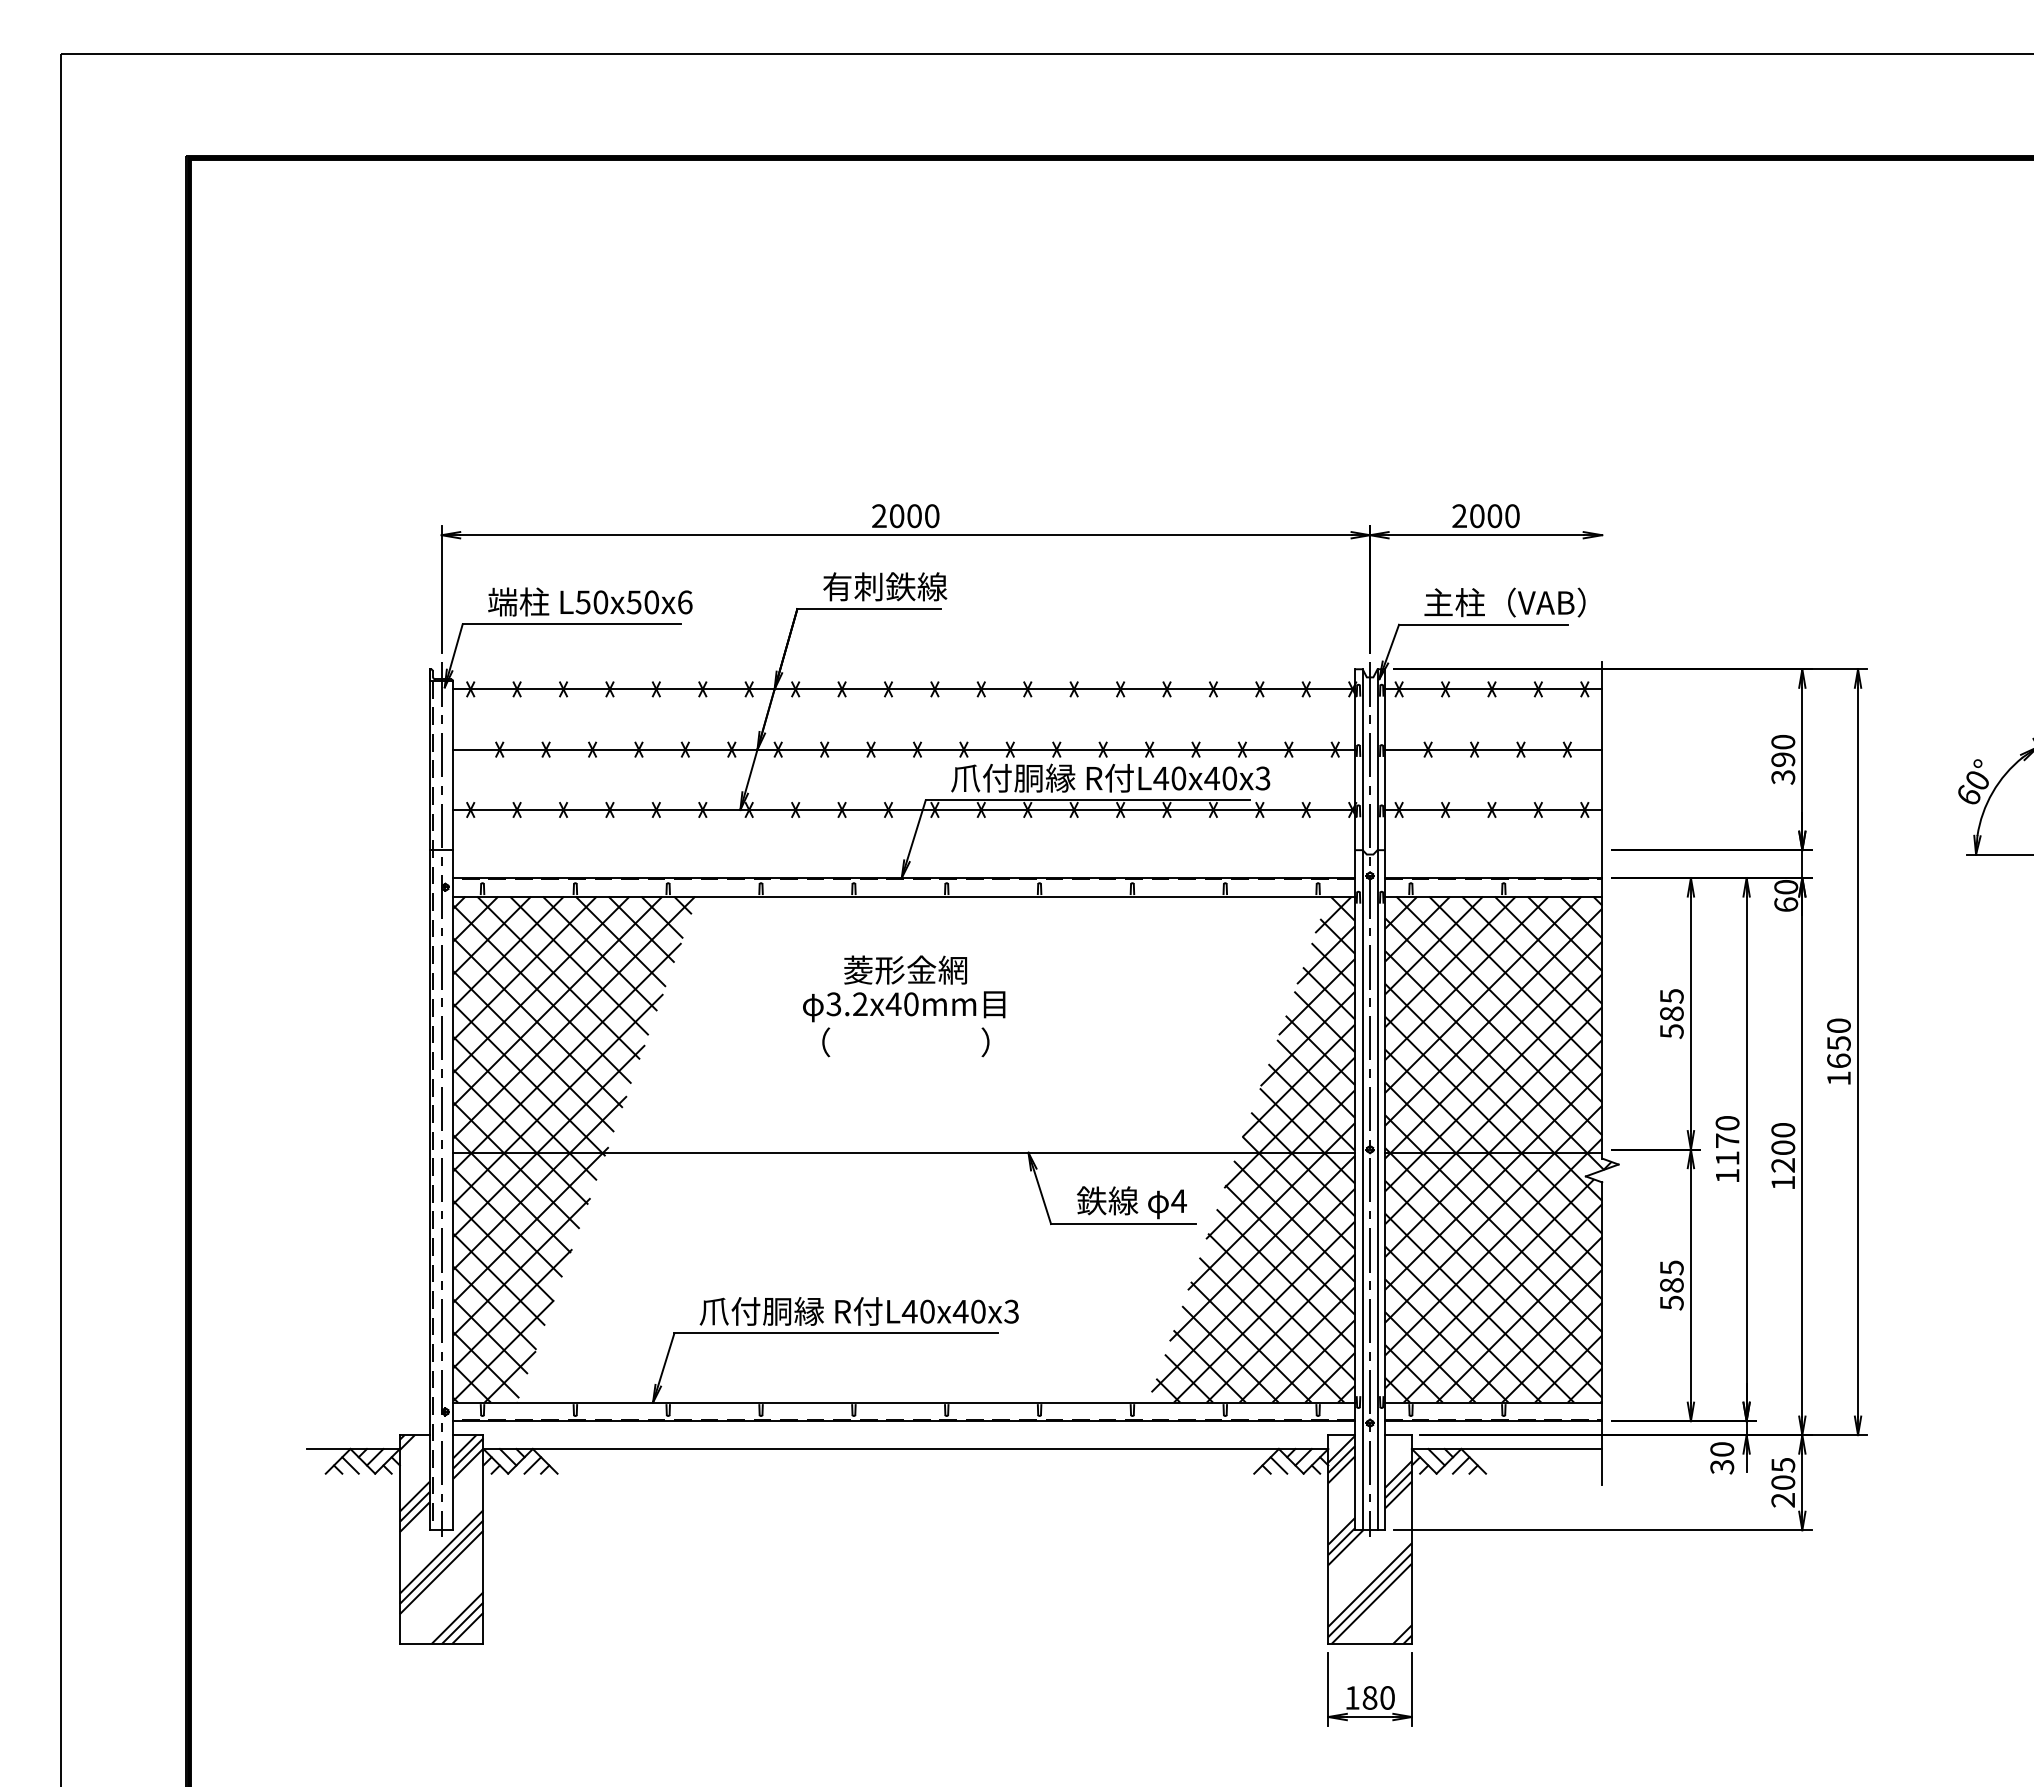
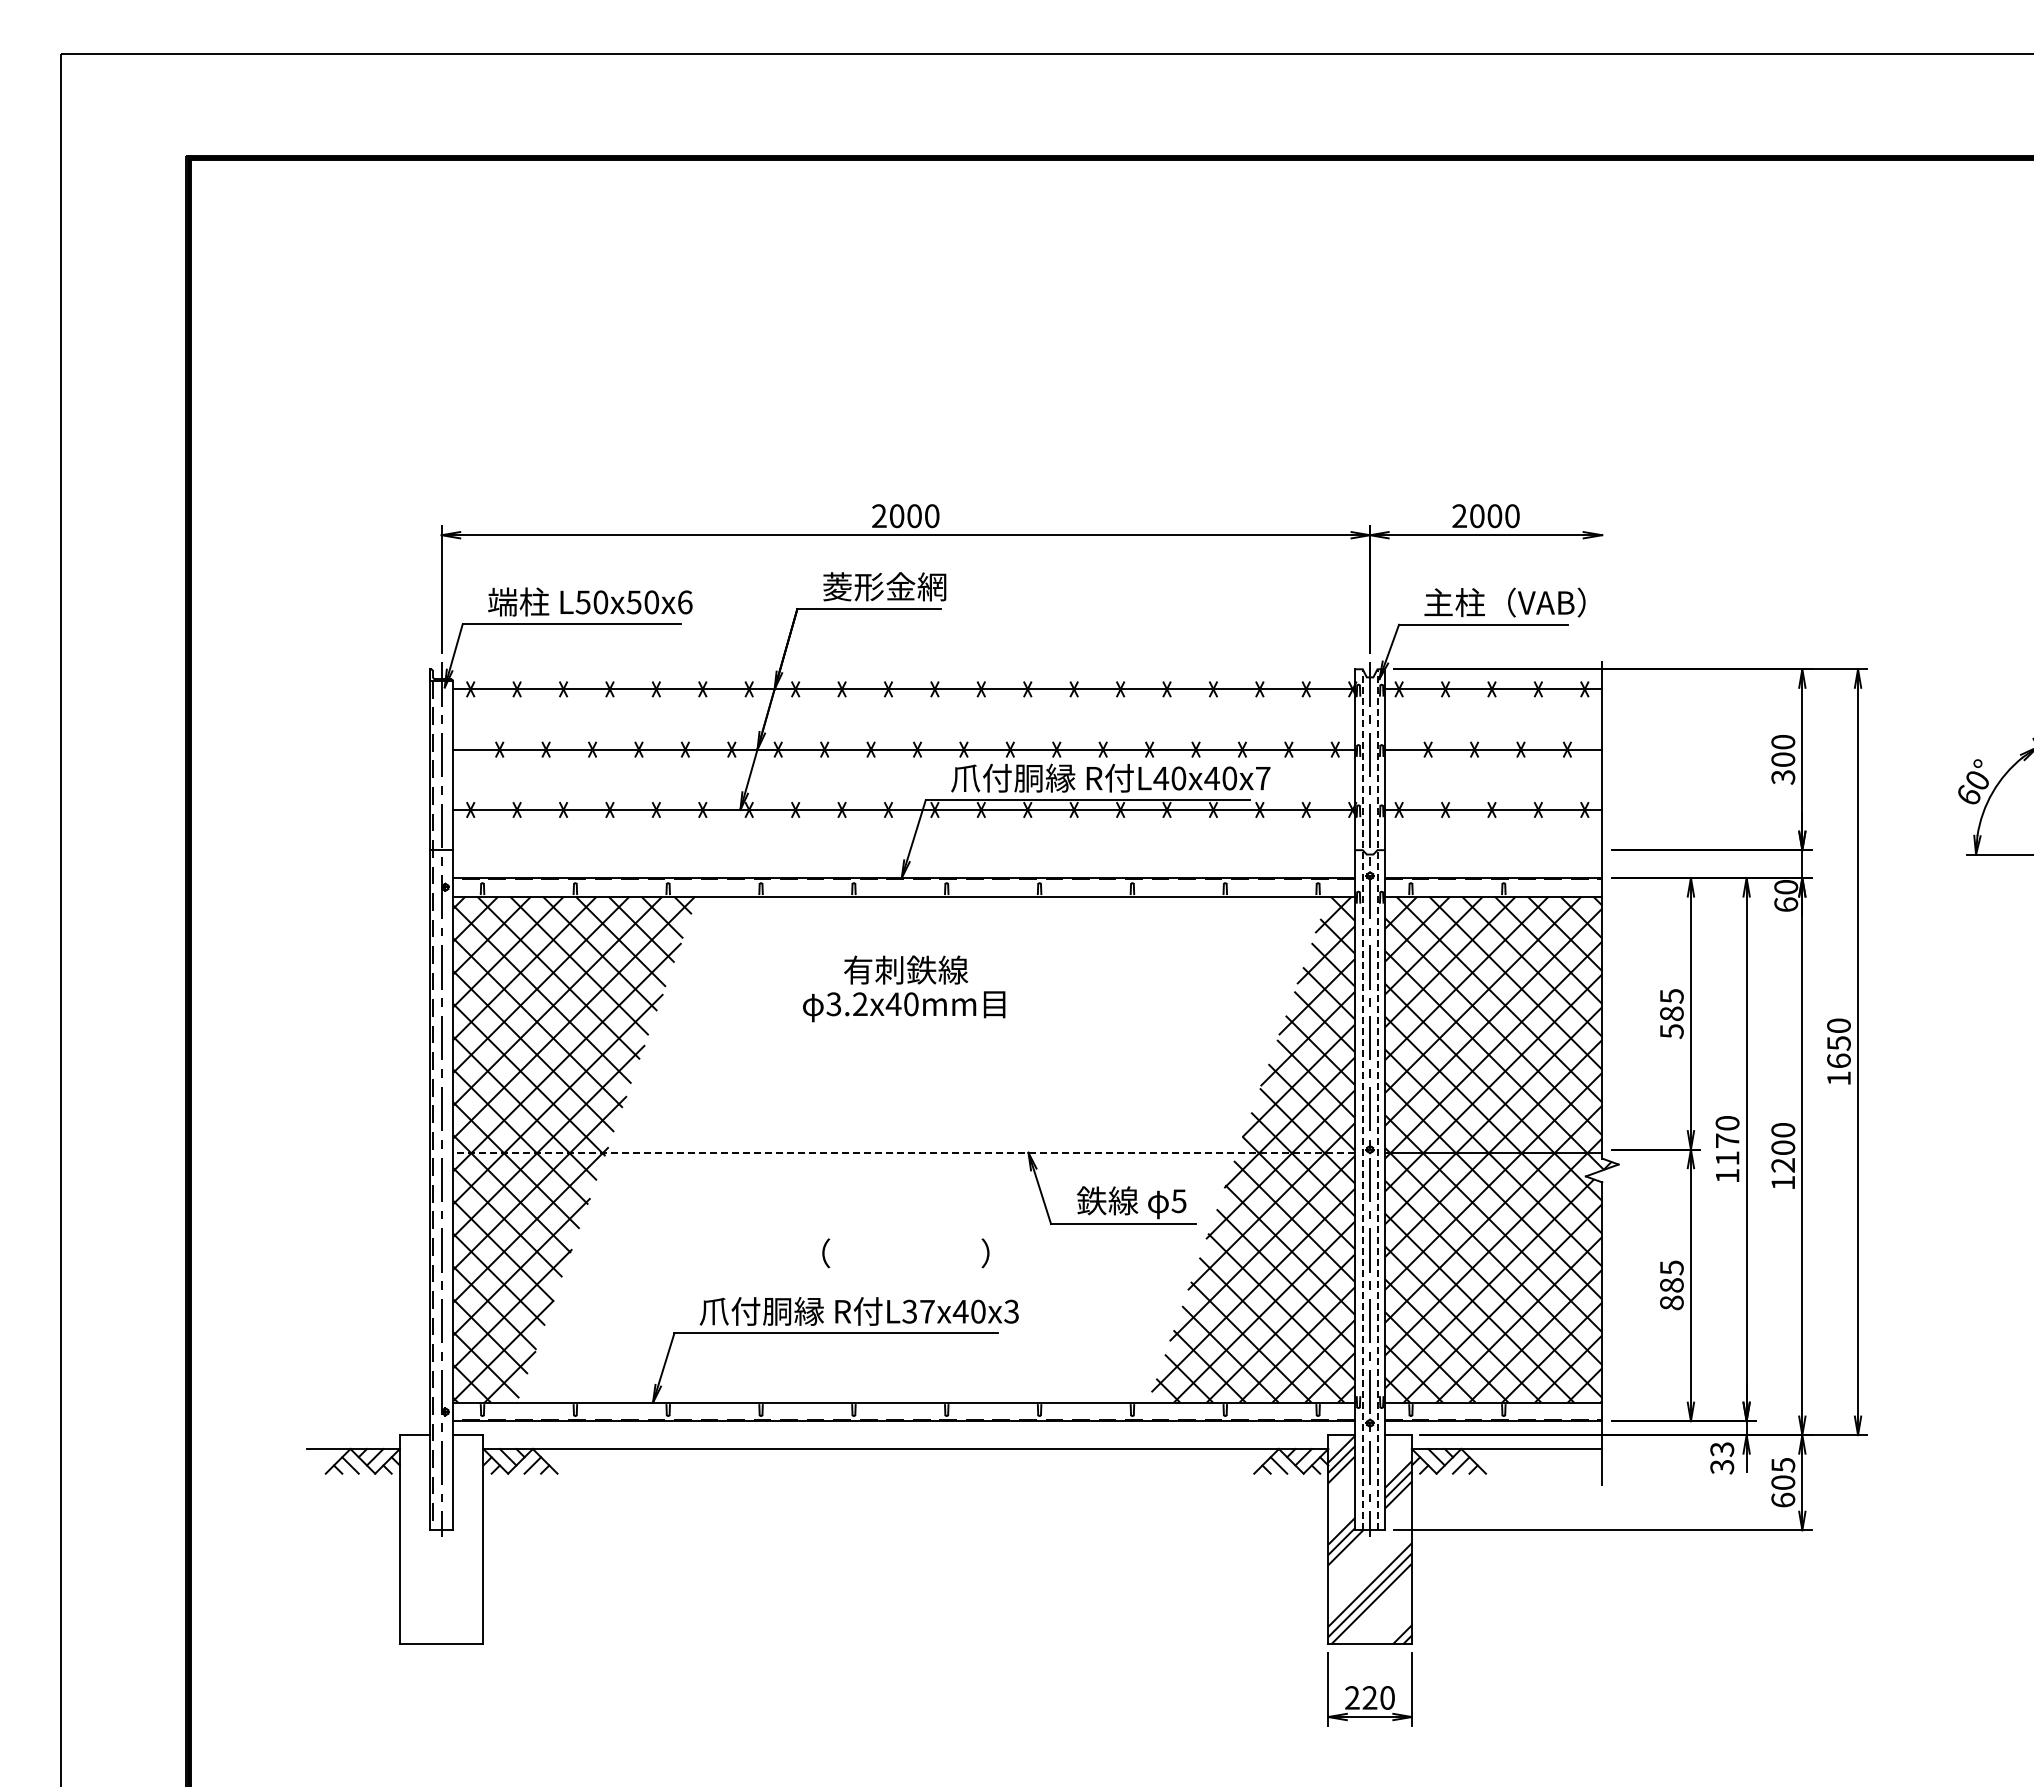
text: 有刺鉄線 -> 菱形金網 (885, 586)
text: 390 -> 300 (1783, 759)
text: L40x40x3 -> L40x40x7 (1262, 778)
text: 菱形金網 -> 有刺鉄線 (906, 969)
text position: (905, 1042) -> (905, 1253) (905, 1253)
line: solid -> dashed (1362, 1099)
line: solid -> dashed (1377, 1099)
line: solid -> dashed (904, 1152)
text: 4 -> 5 (1179, 1201)
text: 585 -> 885 (1671, 1302)
text: L40x40x3 -> L37x40x3 (917, 1311)
text: 30 -> 33 (1722, 1449)
text: 205 -> 605 (1783, 1499)
hatch: present -> none (441, 1539)
text: 180 -> 220 (1361, 1697)
